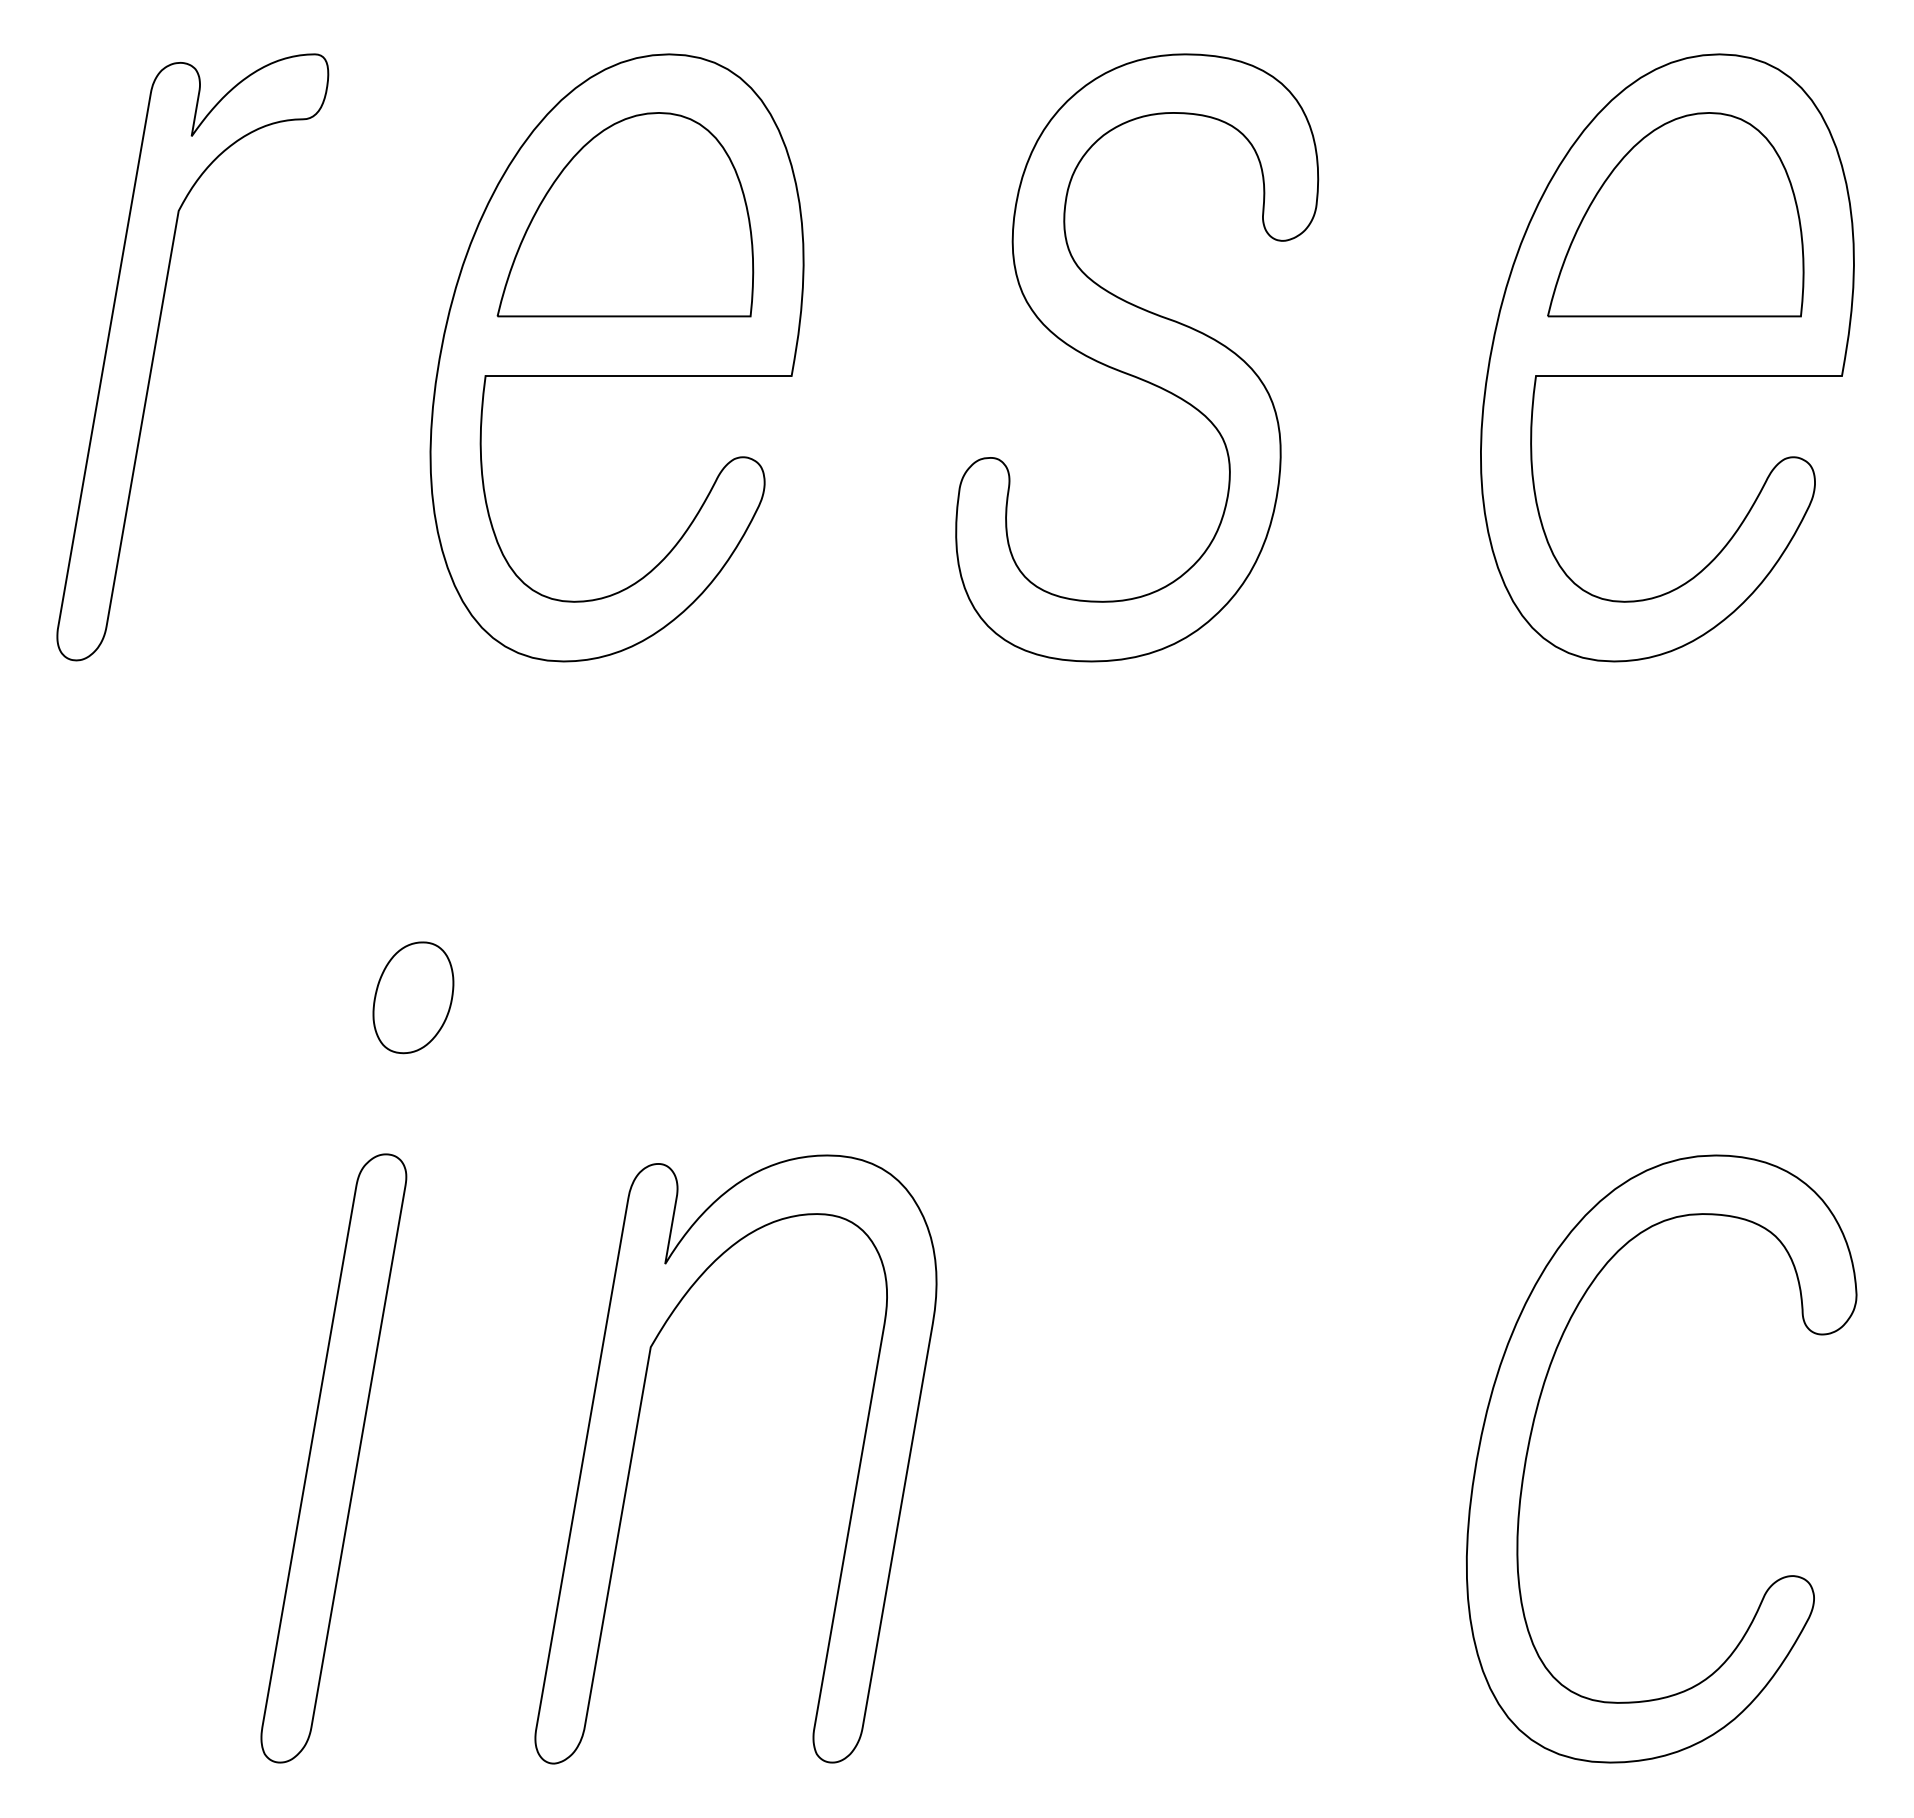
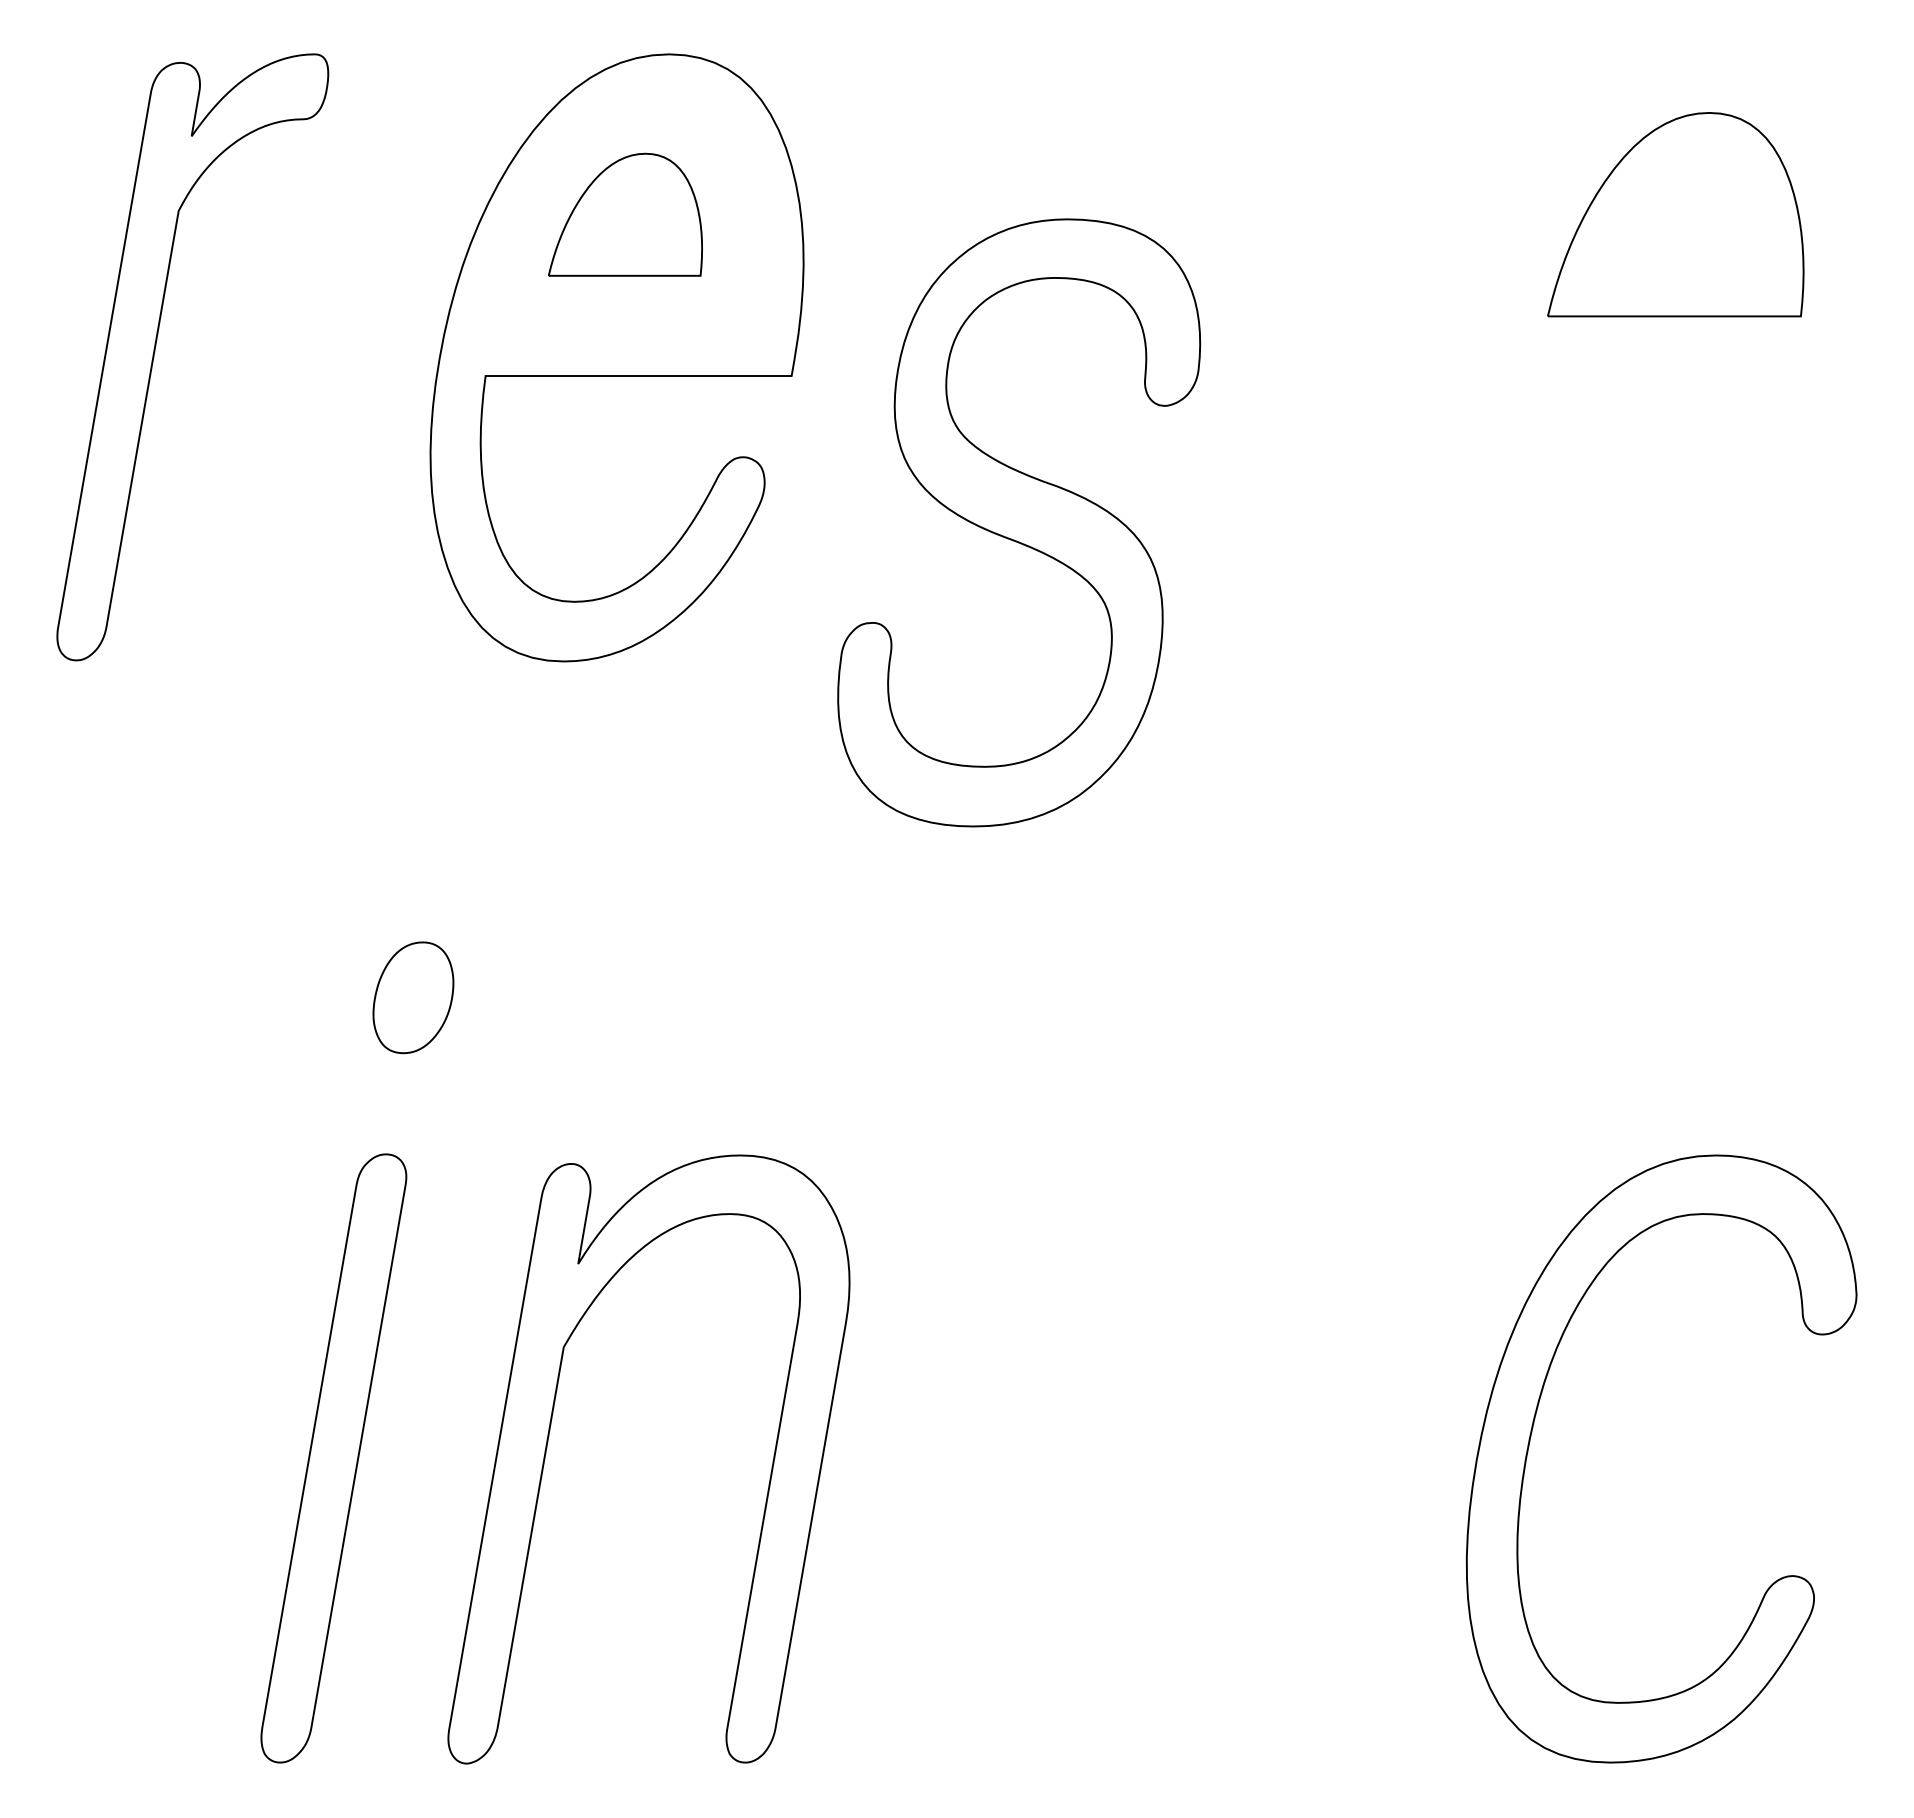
part size: 259x206 px -> 155x125 px (625, 214)
part position: (1137, 357) -> (1019, 522) (1019, 522)
part: present -> none (1667, 357)
part position: (635, 1442) -> (548, 1442) (548, 1442)
